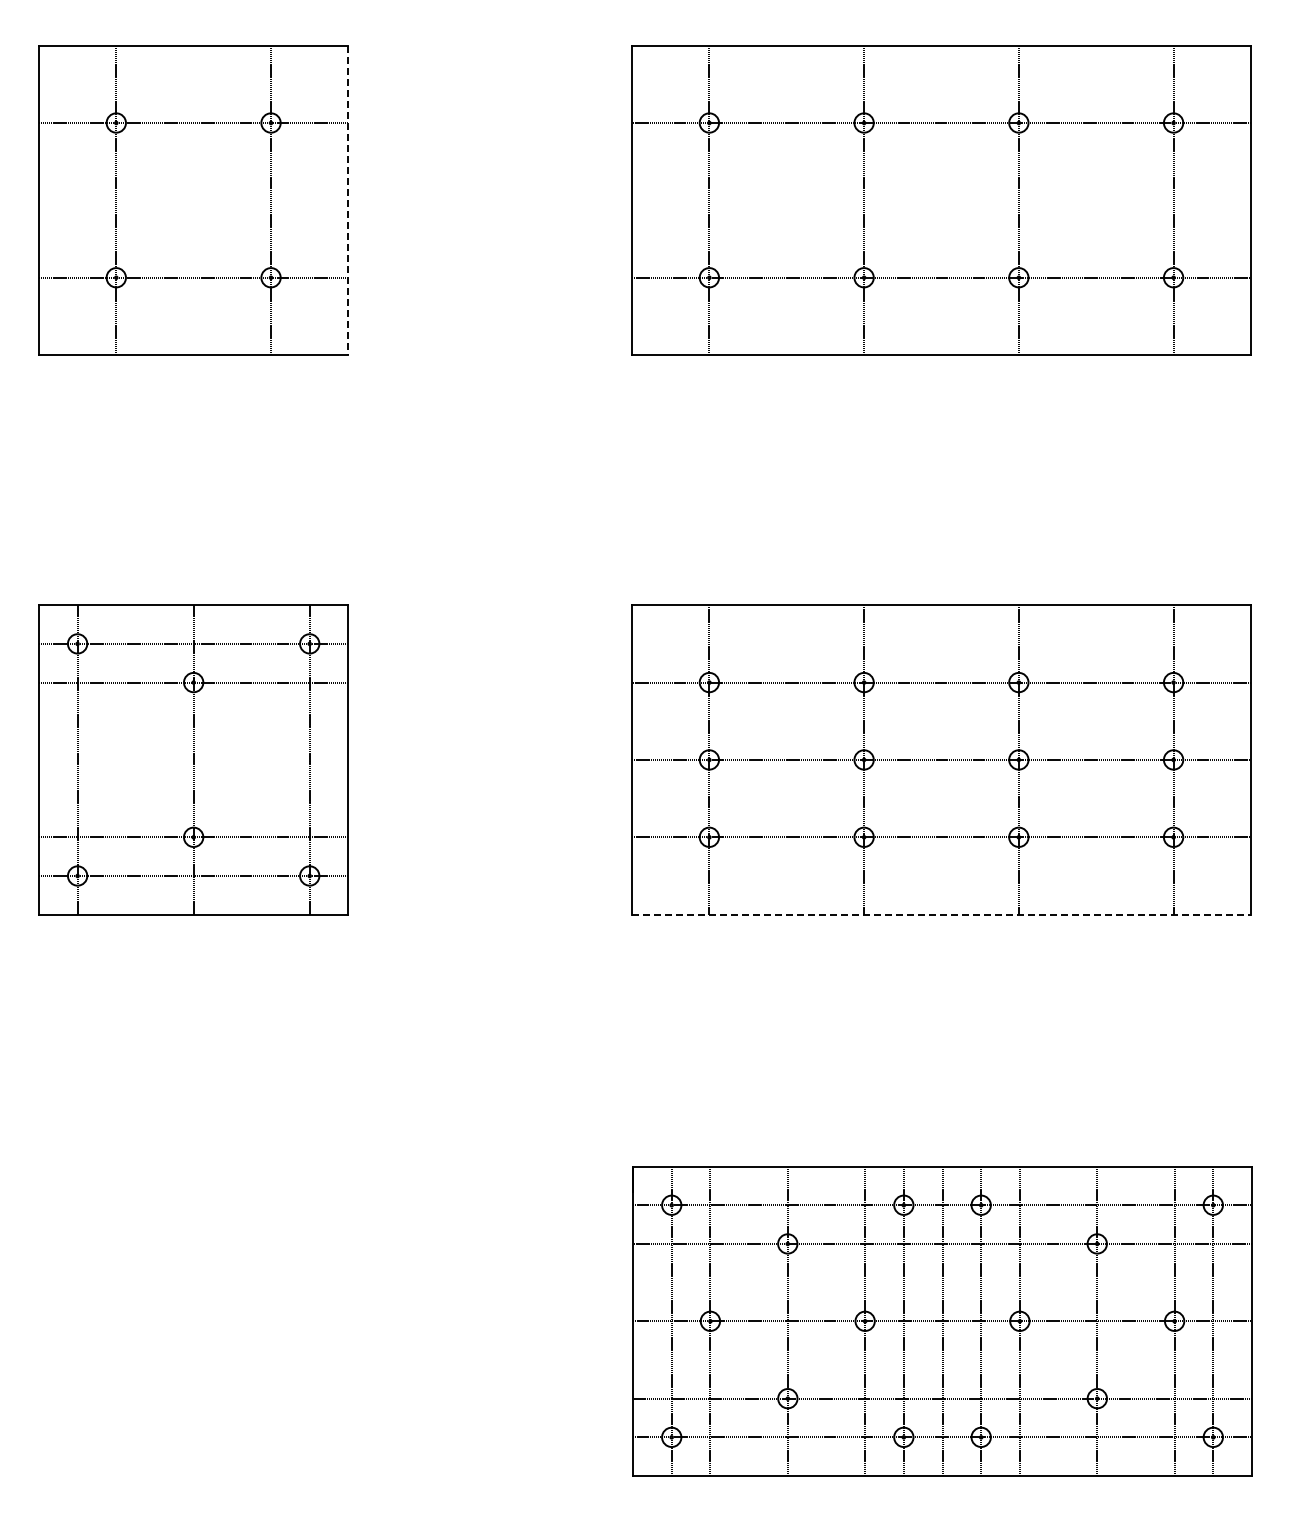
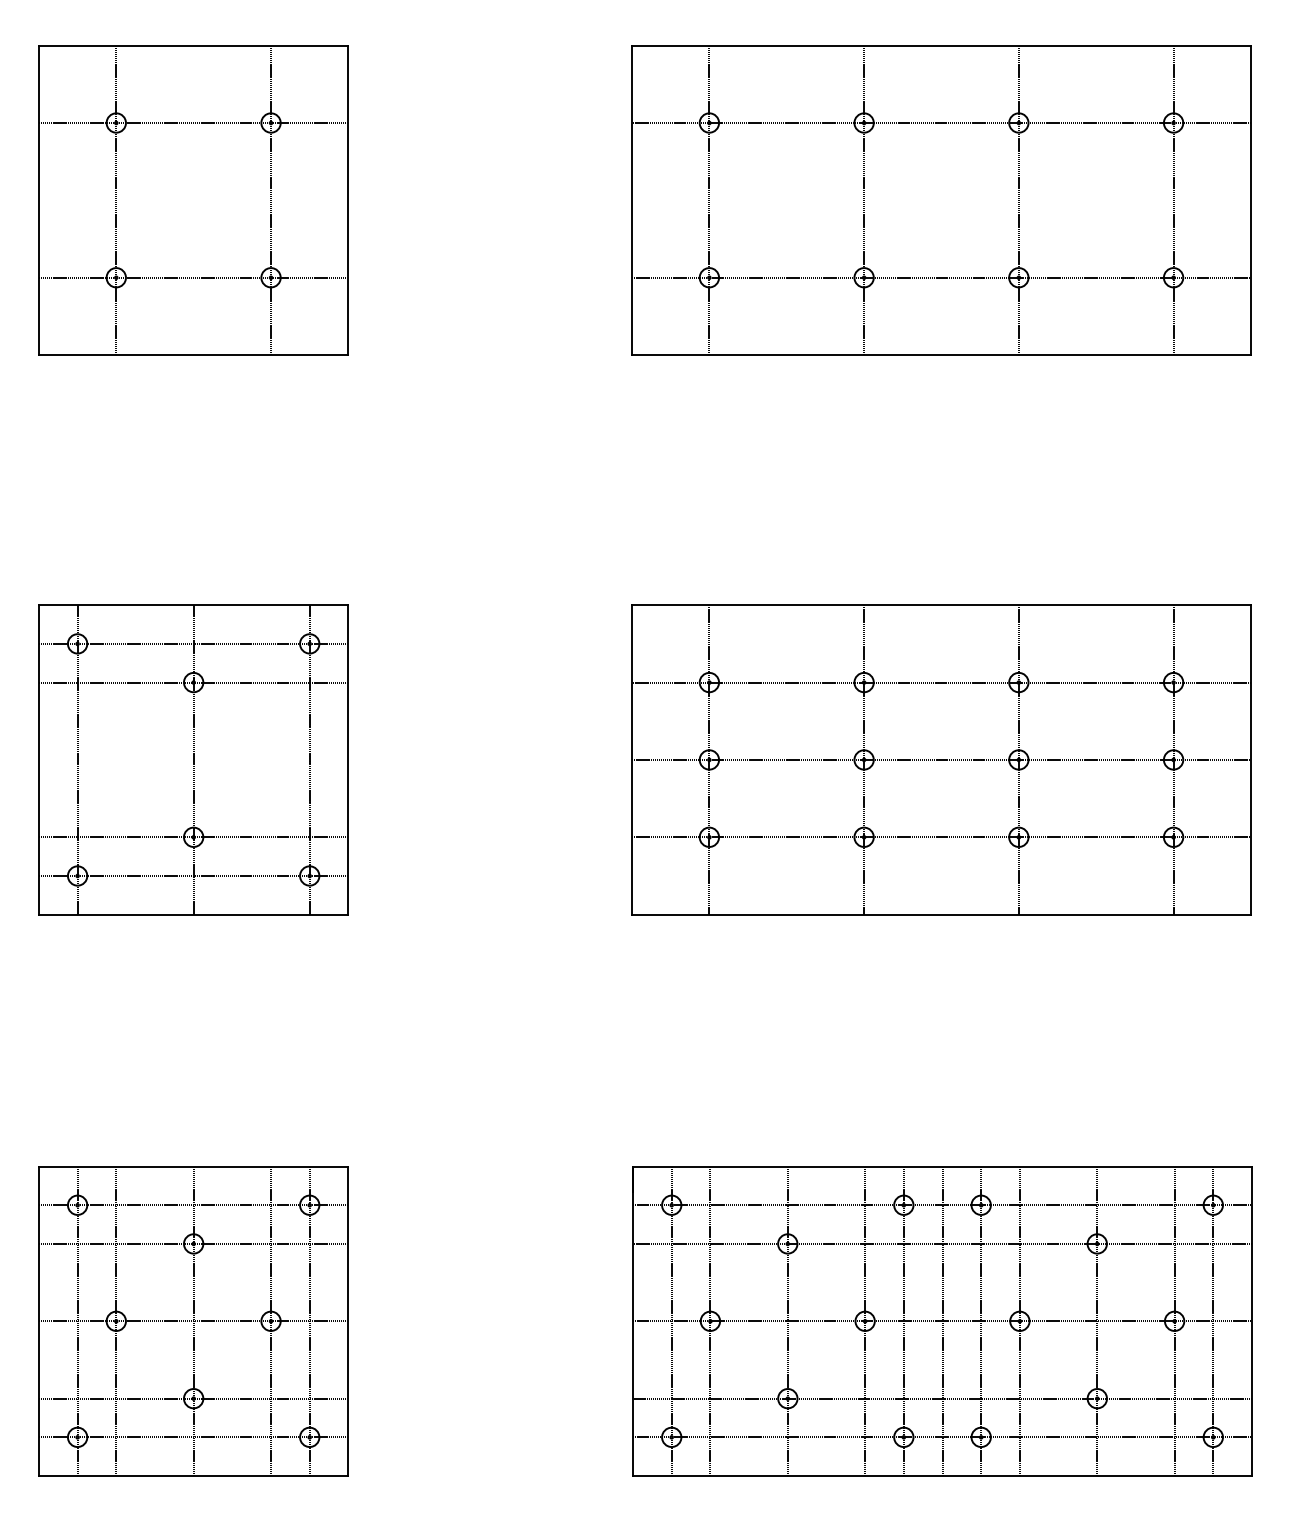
line: dashed -> solid (348, 200)
line: dashed -> solid (941, 914)
part: none -> present (193, 1321)
